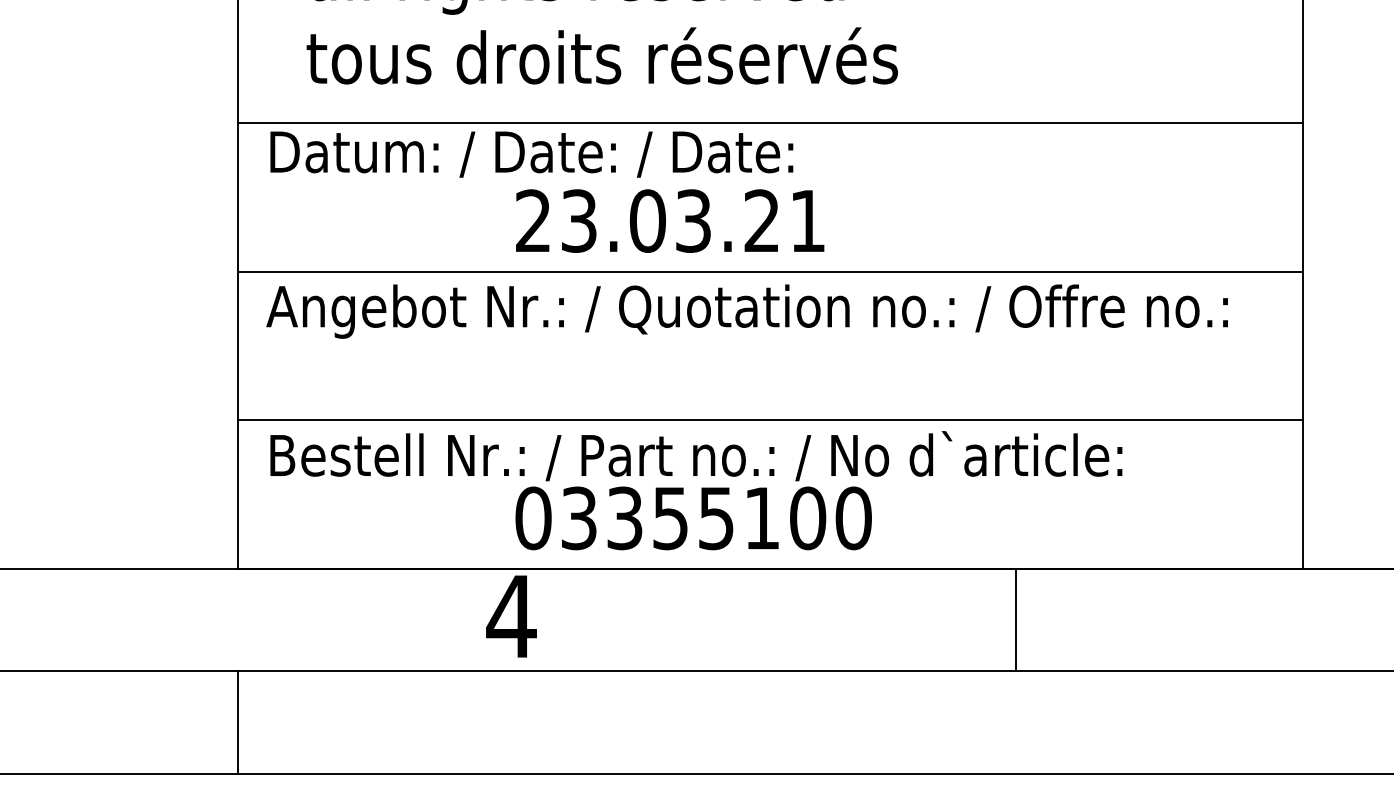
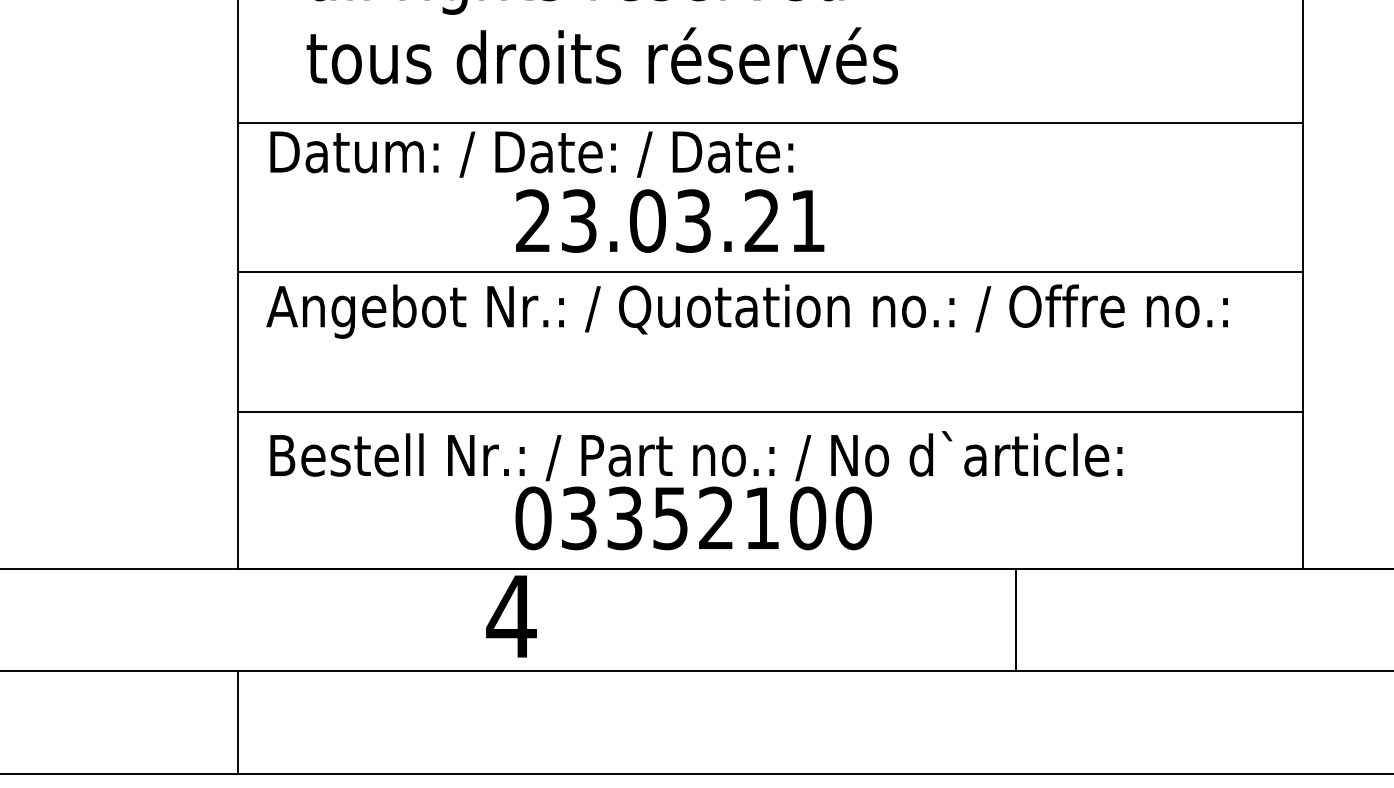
line position: (770, 420) -> (770, 412) (770, 412)
text: 03355100 -> 03352100 (716, 518)
